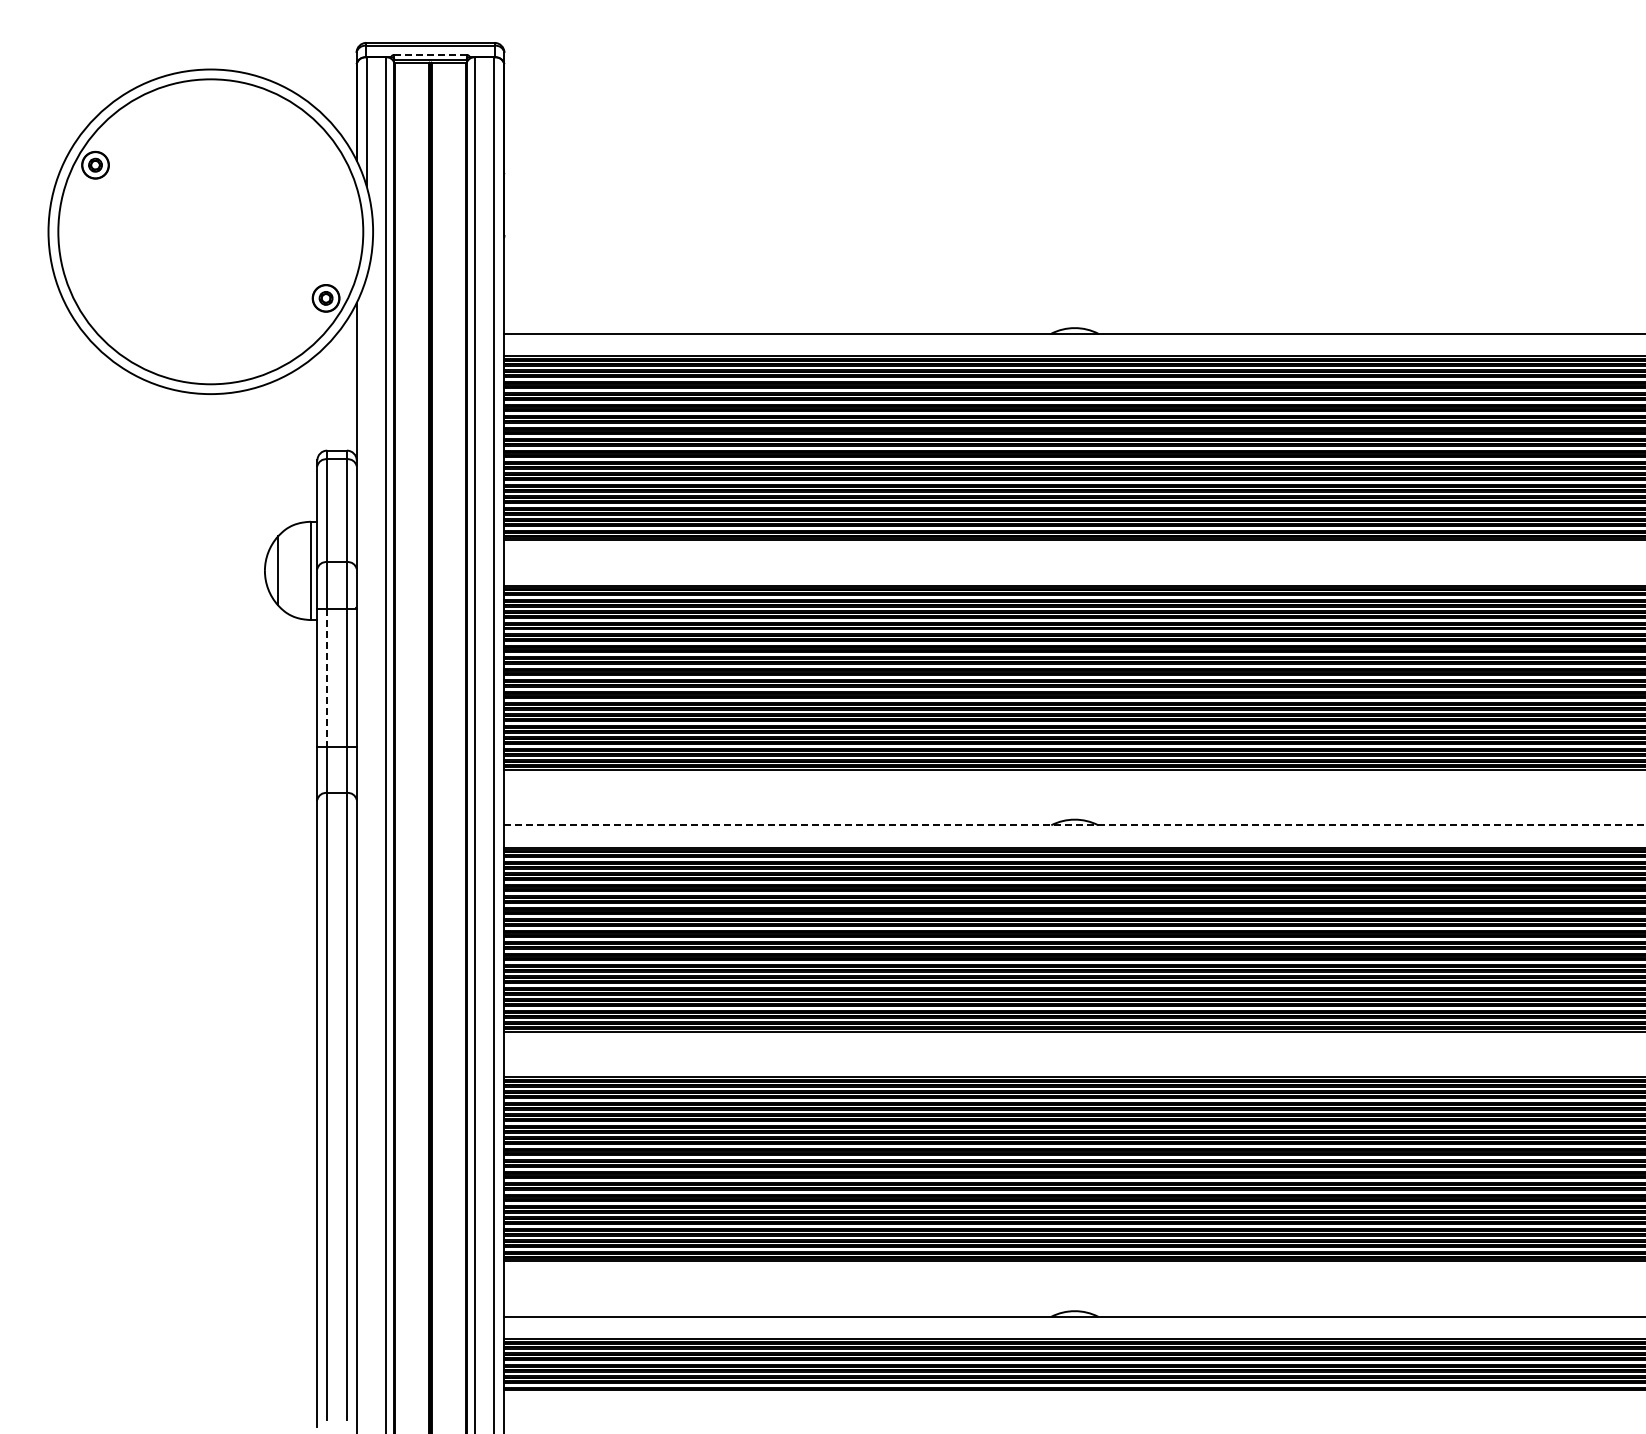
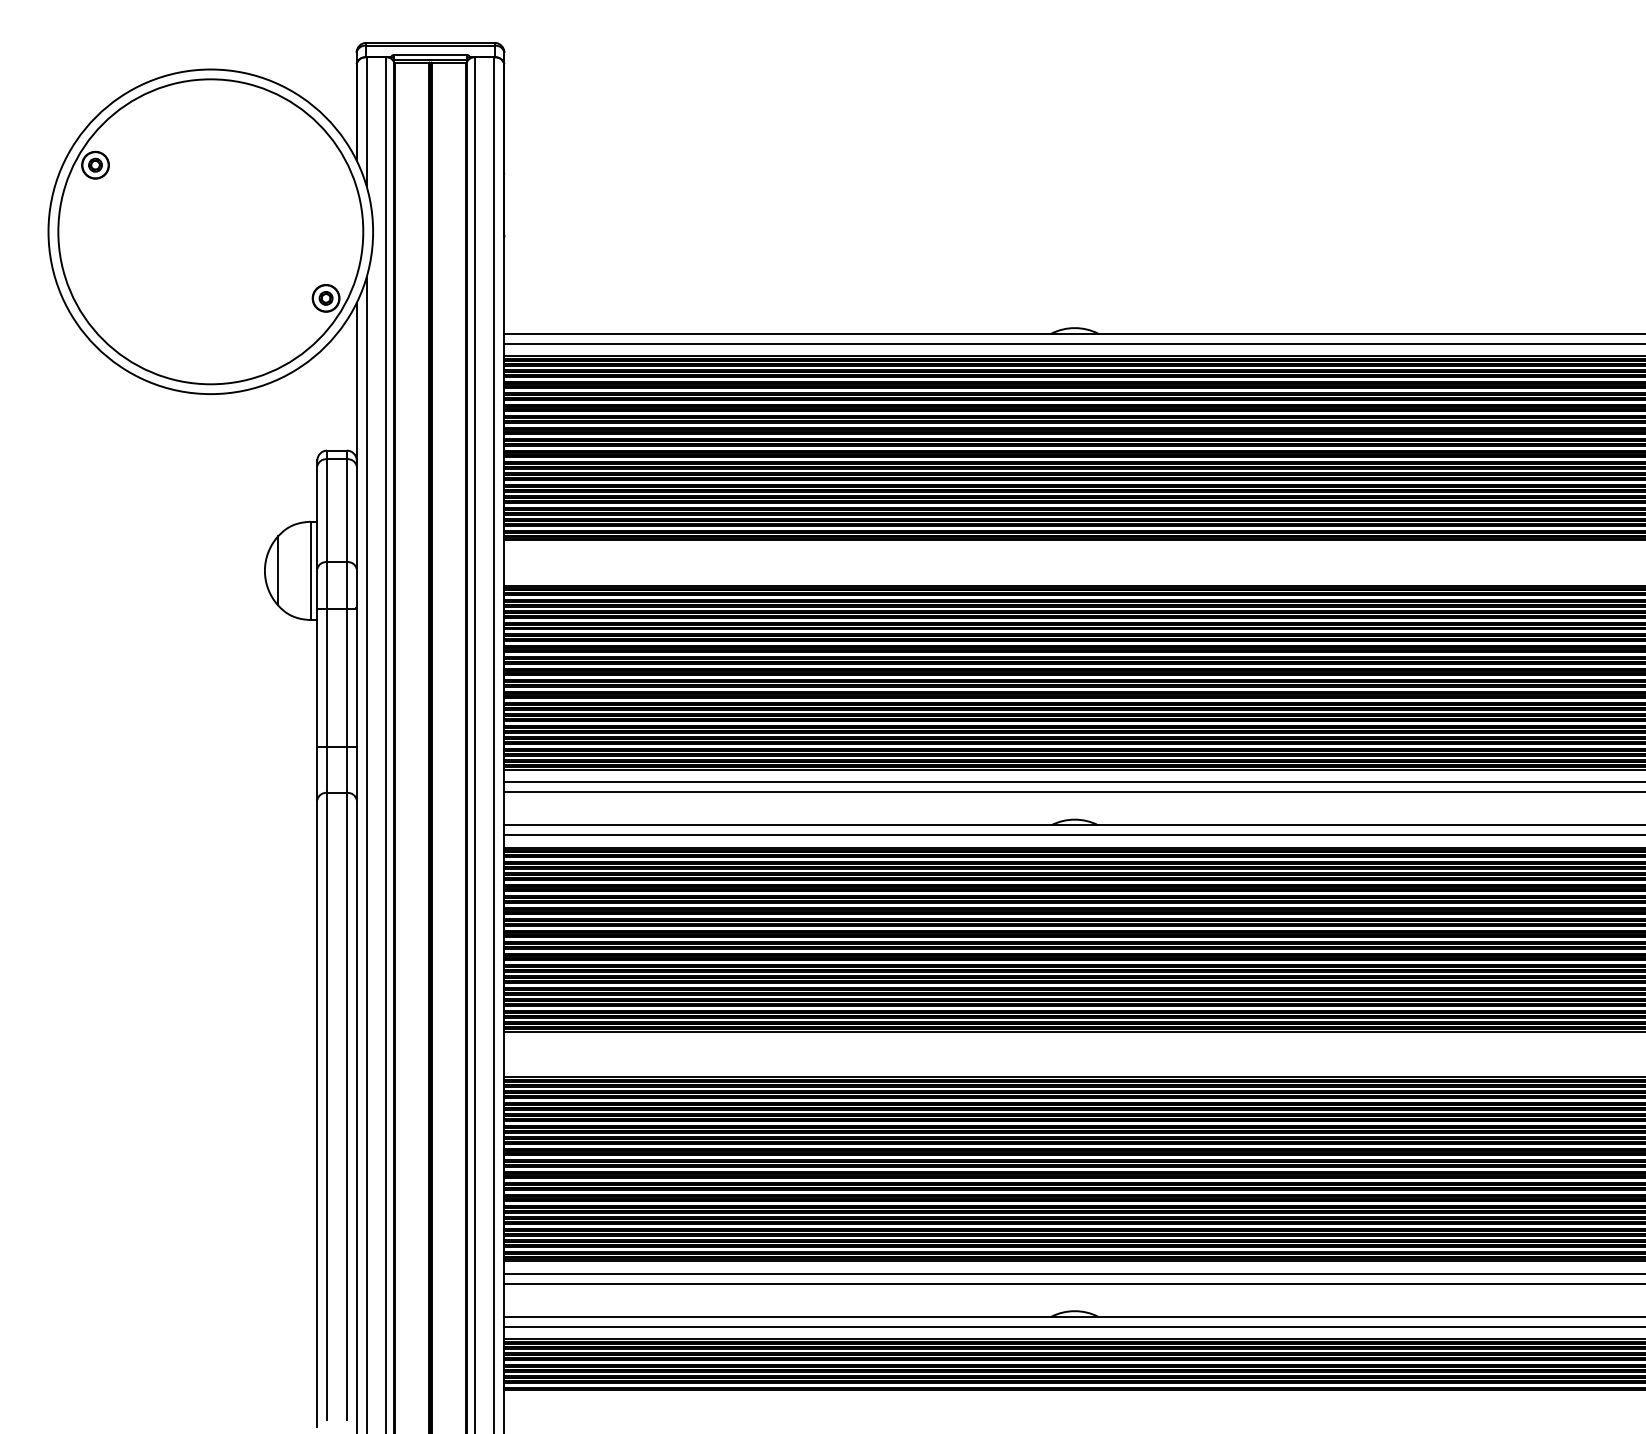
line: dashed -> solid (431, 55)
line: none -> present (1073, 343)
line: dashed -> solid (327, 678)
line: none -> present (1073, 782)
line: none -> present (1073, 792)
line: dashed -> solid (1075, 825)
line: none -> present (1073, 835)
line: none -> present (366, 853)
line: none -> present (1073, 1273)
line: none -> present (1073, 1283)
line: none -> present (1073, 1326)
